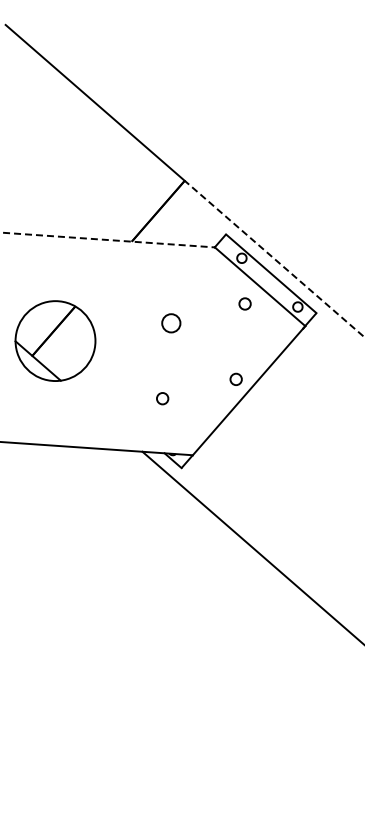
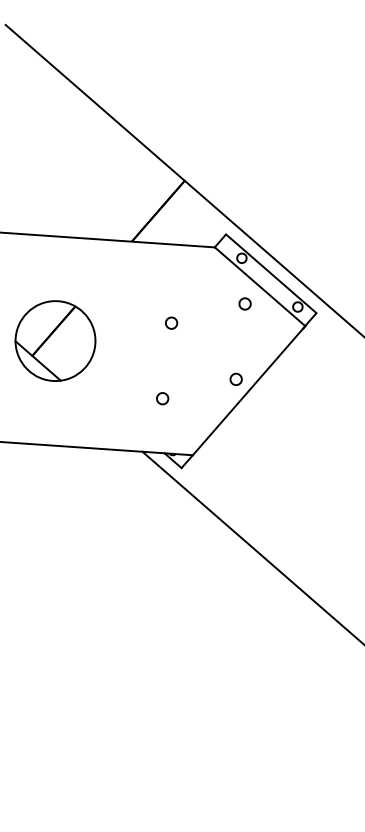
line: dashed -> solid (108, 240)
line: dashed -> solid (274, 258)
circle size: 21x21 px -> 14x14 px (171, 322)
